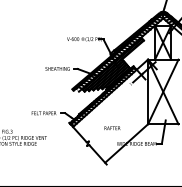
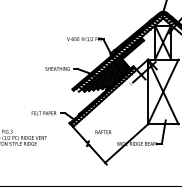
text position: (112, 128) -> (103, 132) (103, 132)
